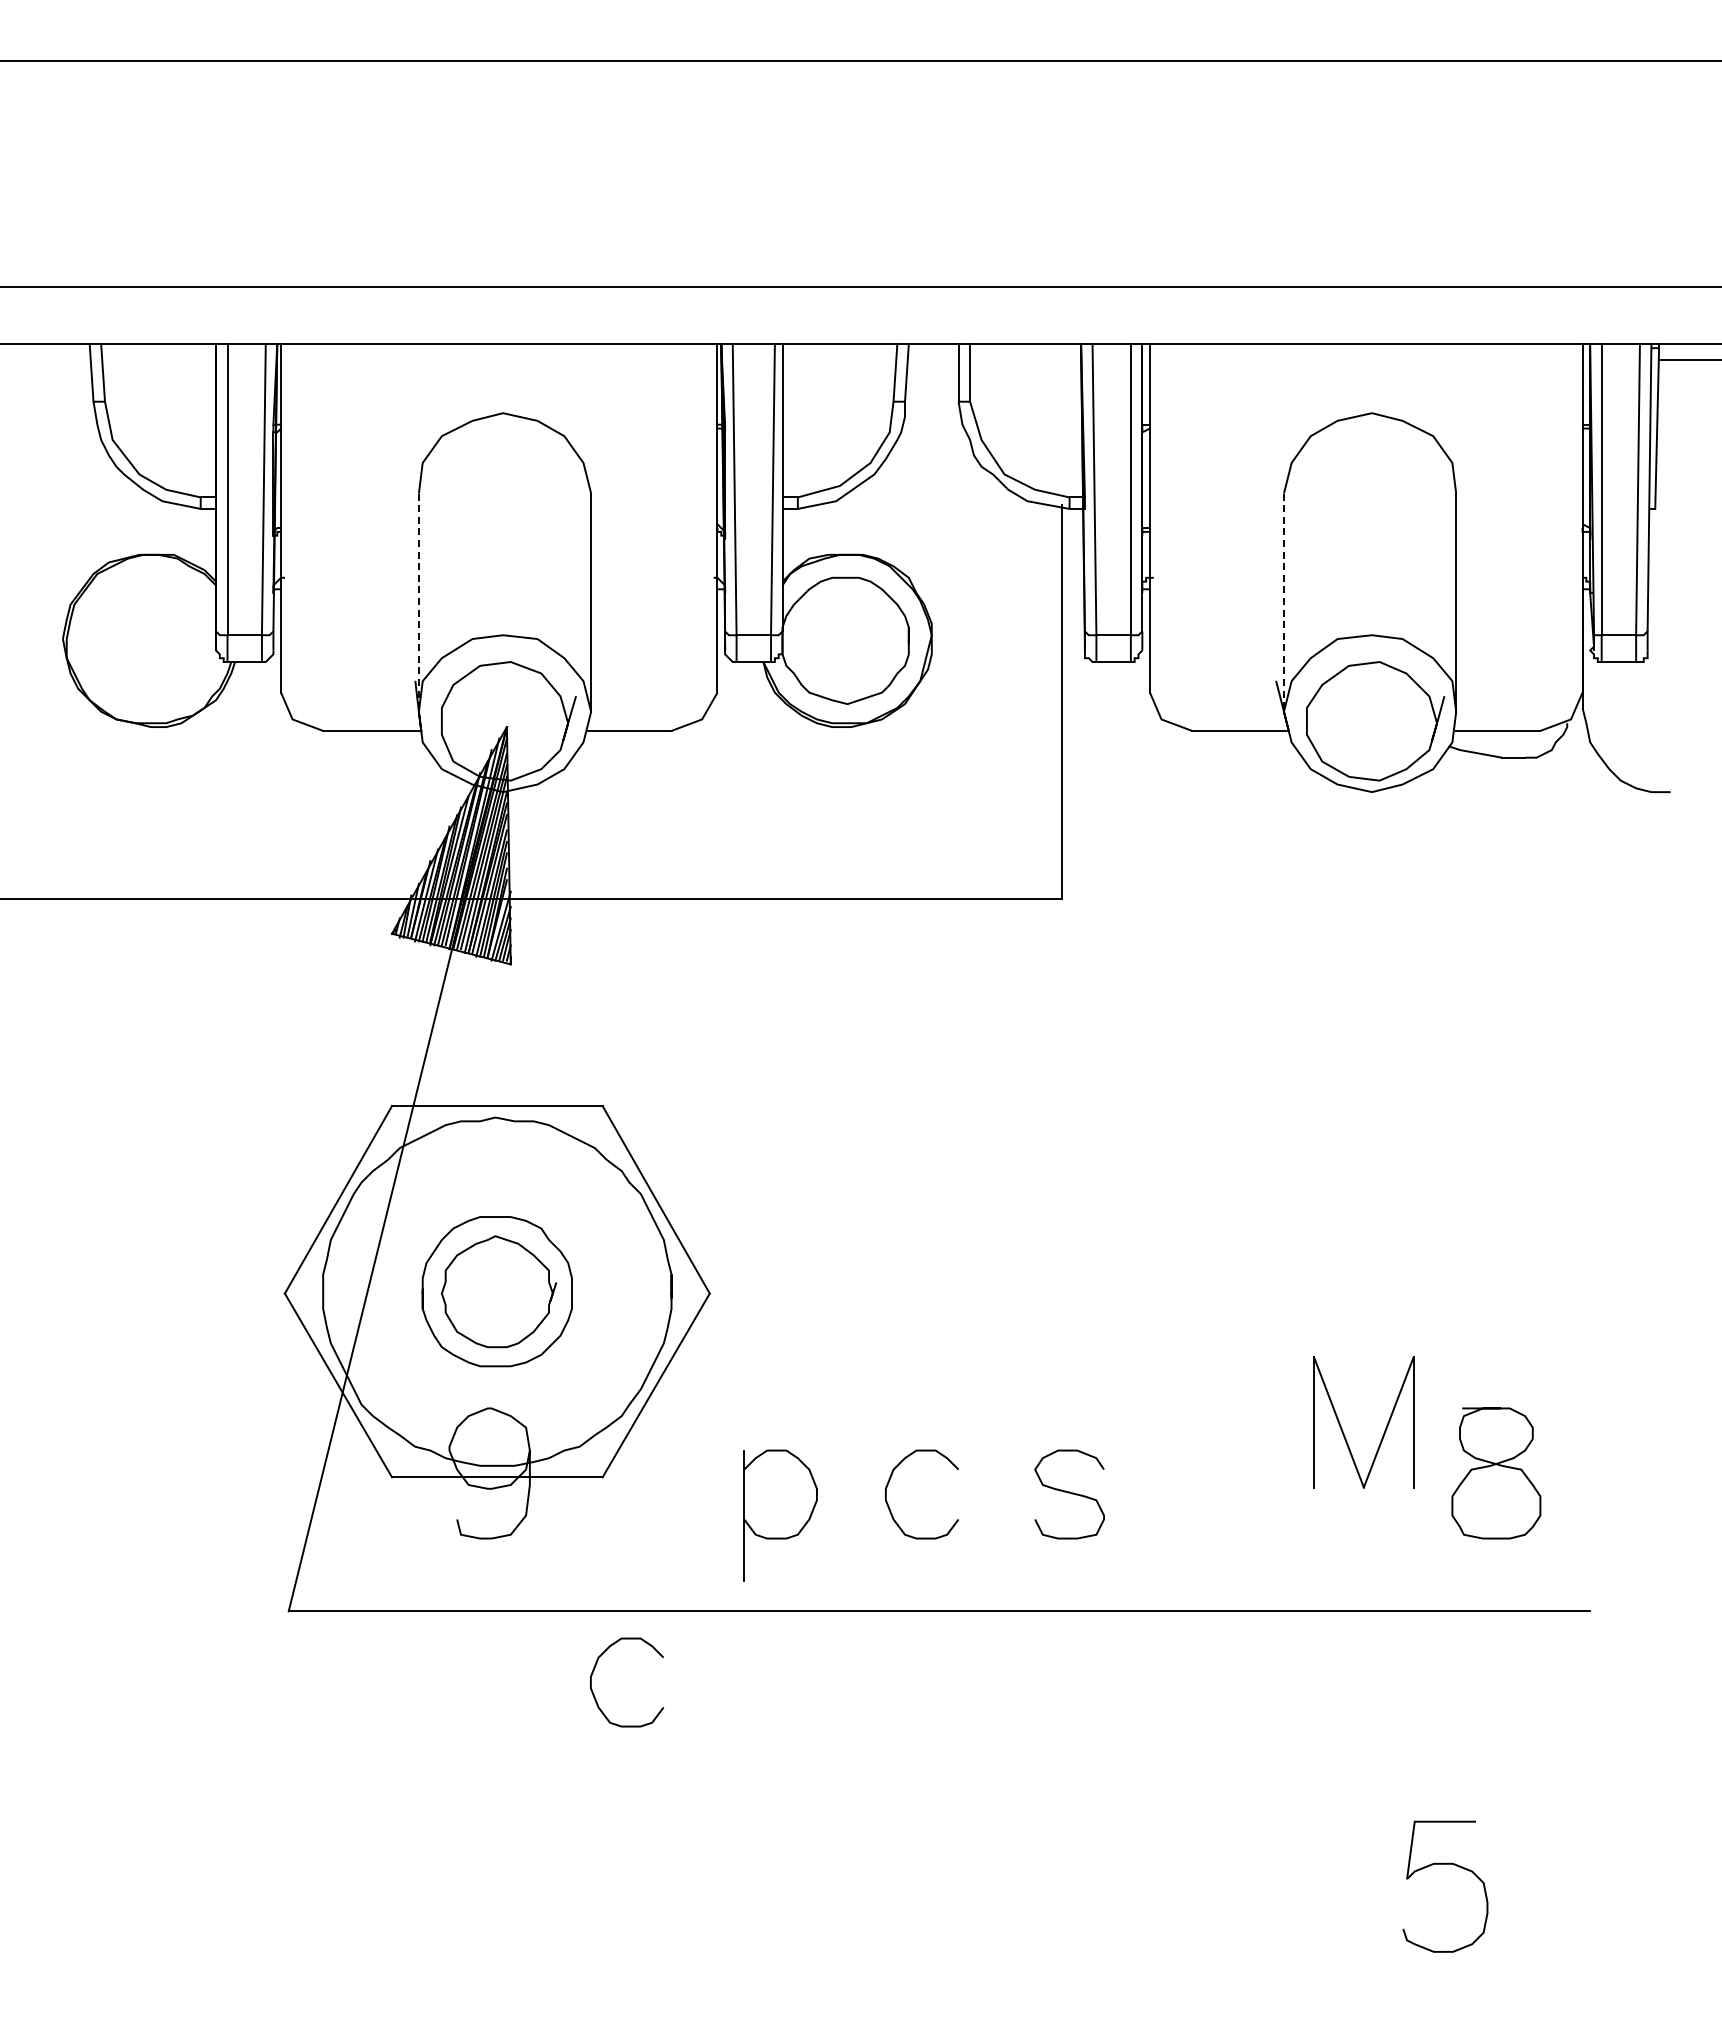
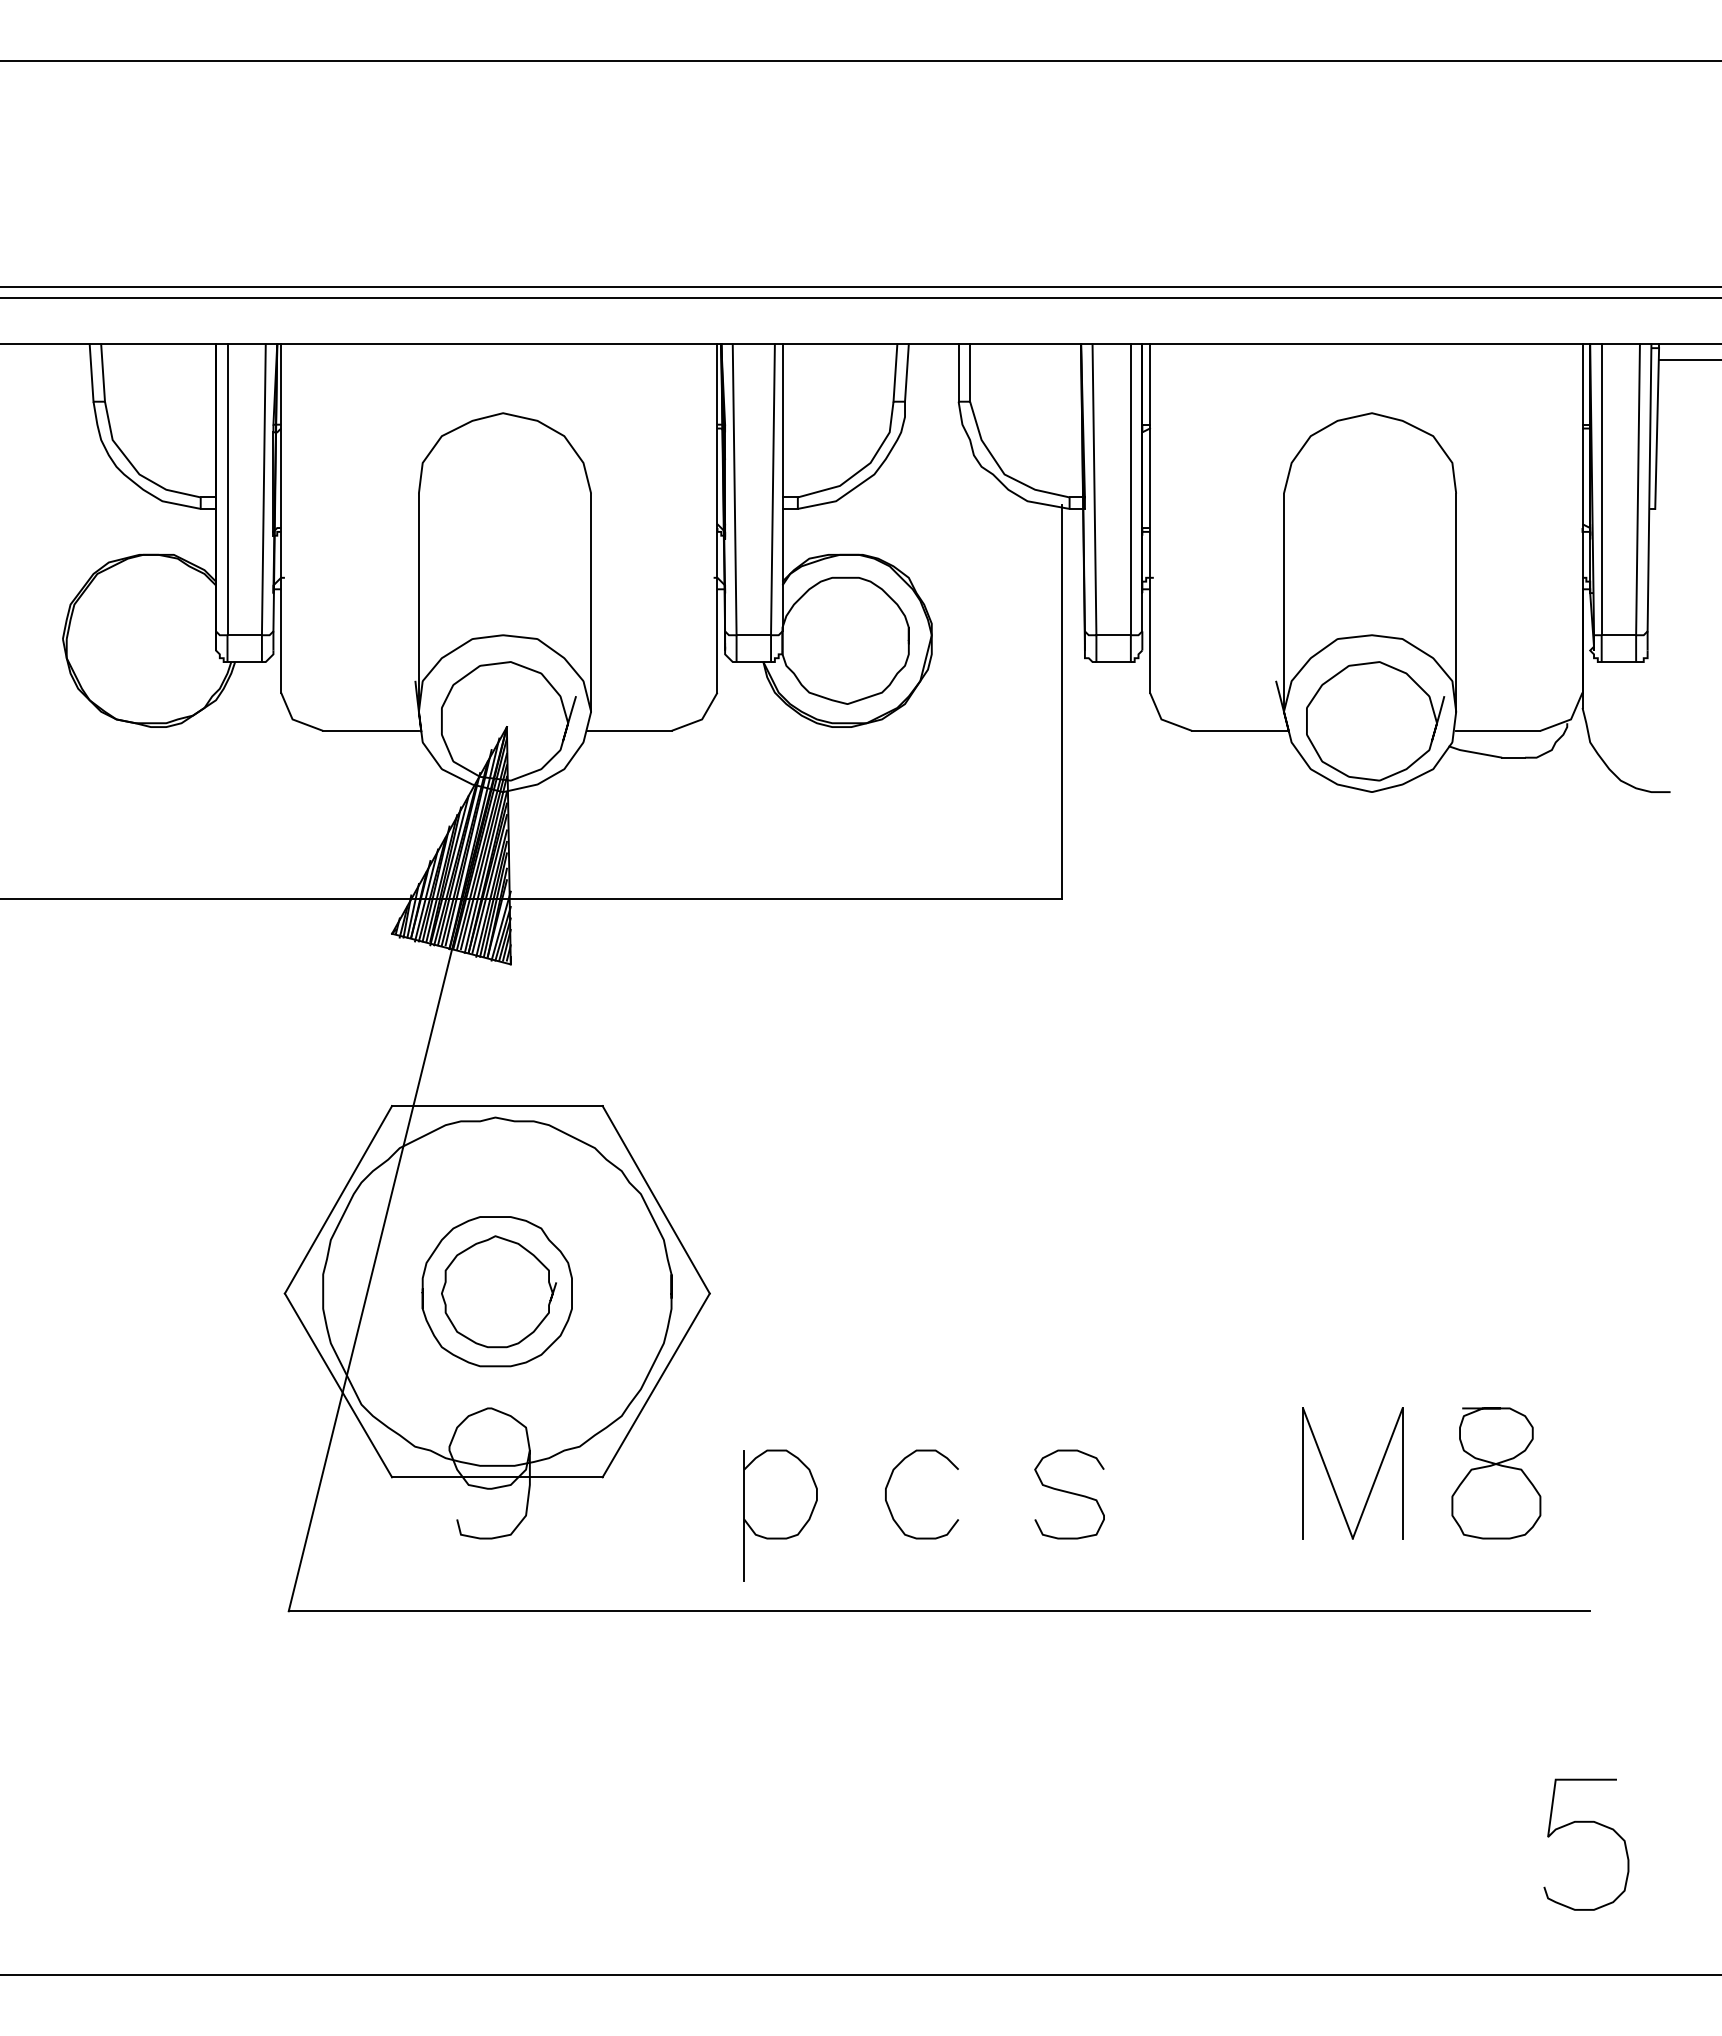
line: none -> present (860, 298)
line: dashed -> solid (418, 603)
line: dashed -> solid (1283, 603)
part position: (1342, 1428) -> (1331, 1479) (1331, 1479)
curve: present -> none (595, 1668)
curve position: (1445, 1864) -> (1586, 1822) (1586, 1822)
line: none -> present (860, 1974)
